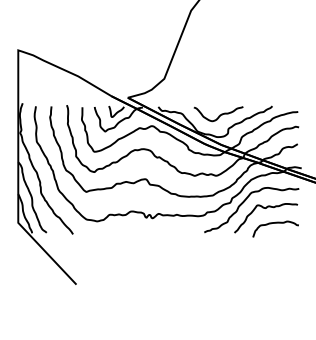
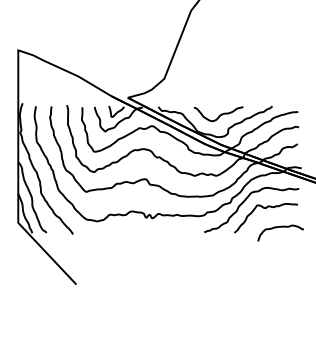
curve position: (275, 223) -> (280, 227) (280, 227)
